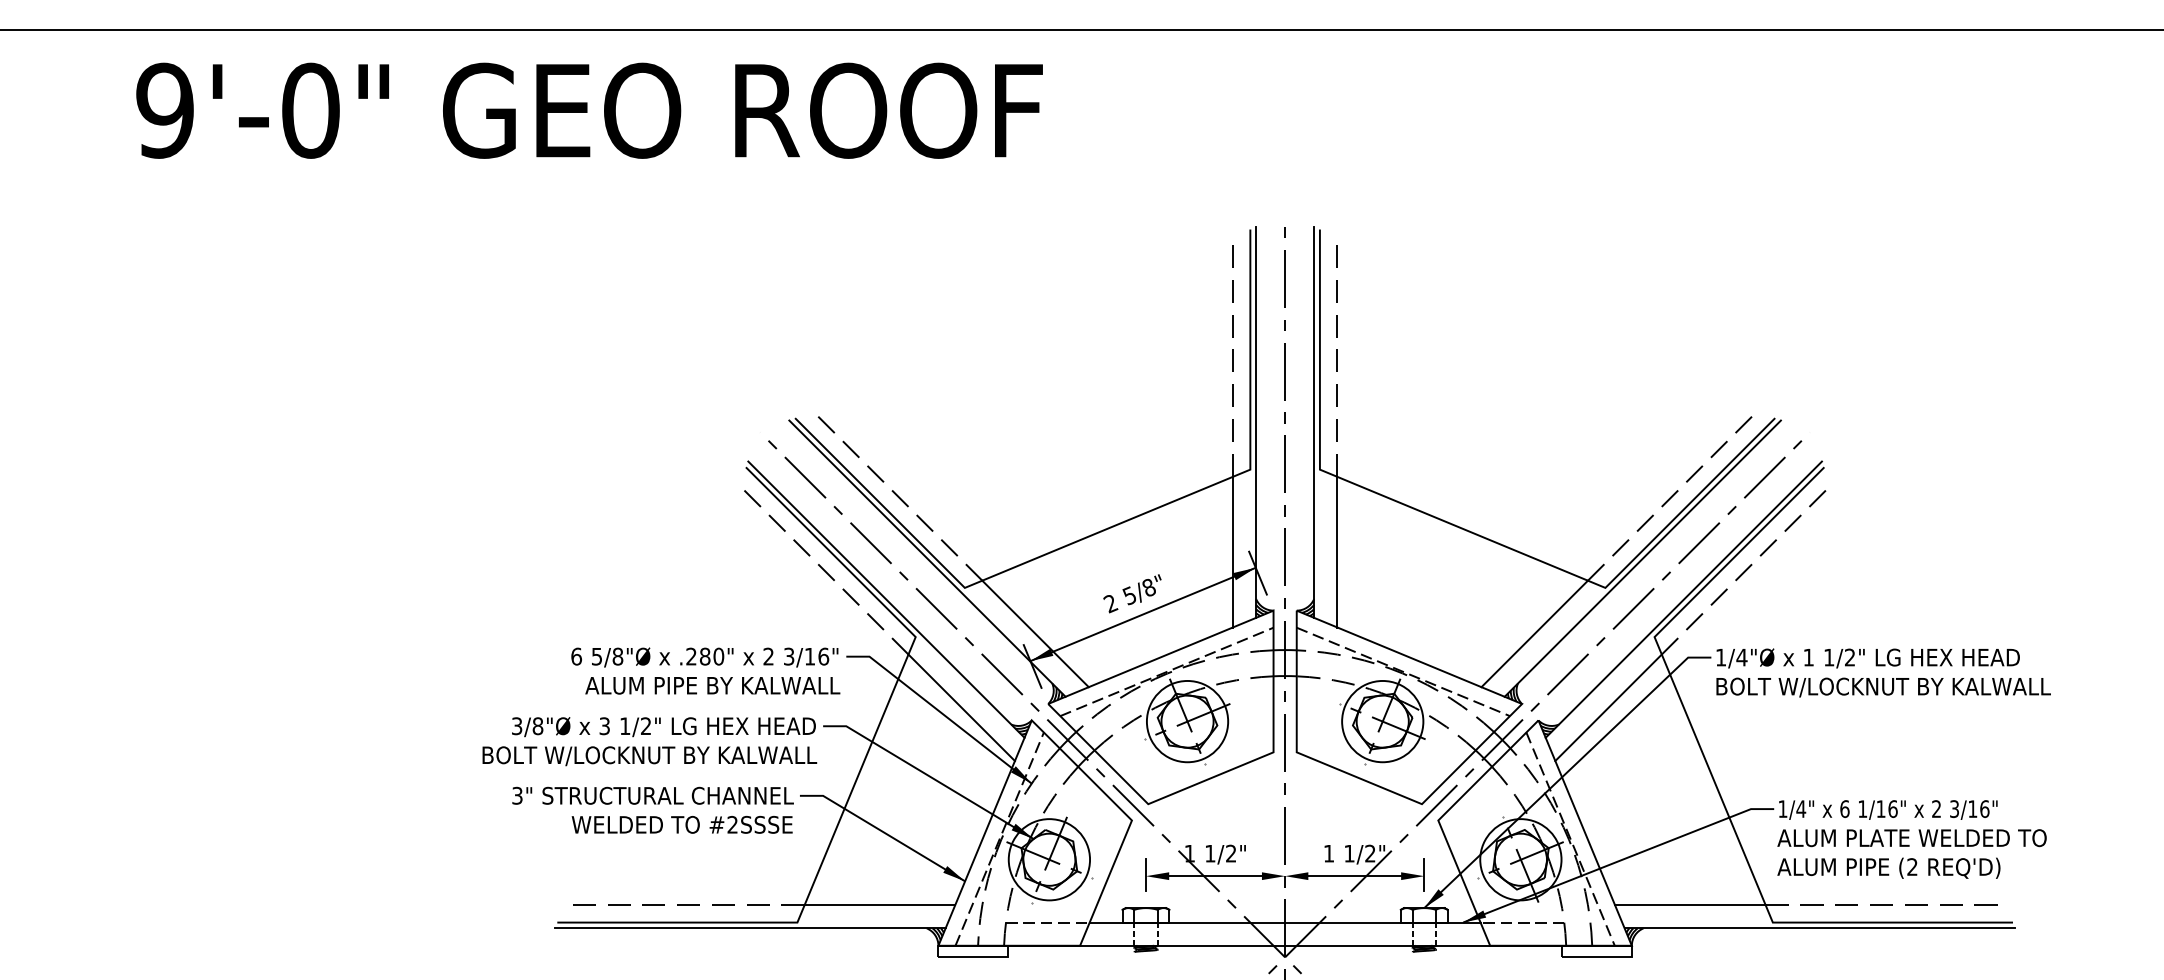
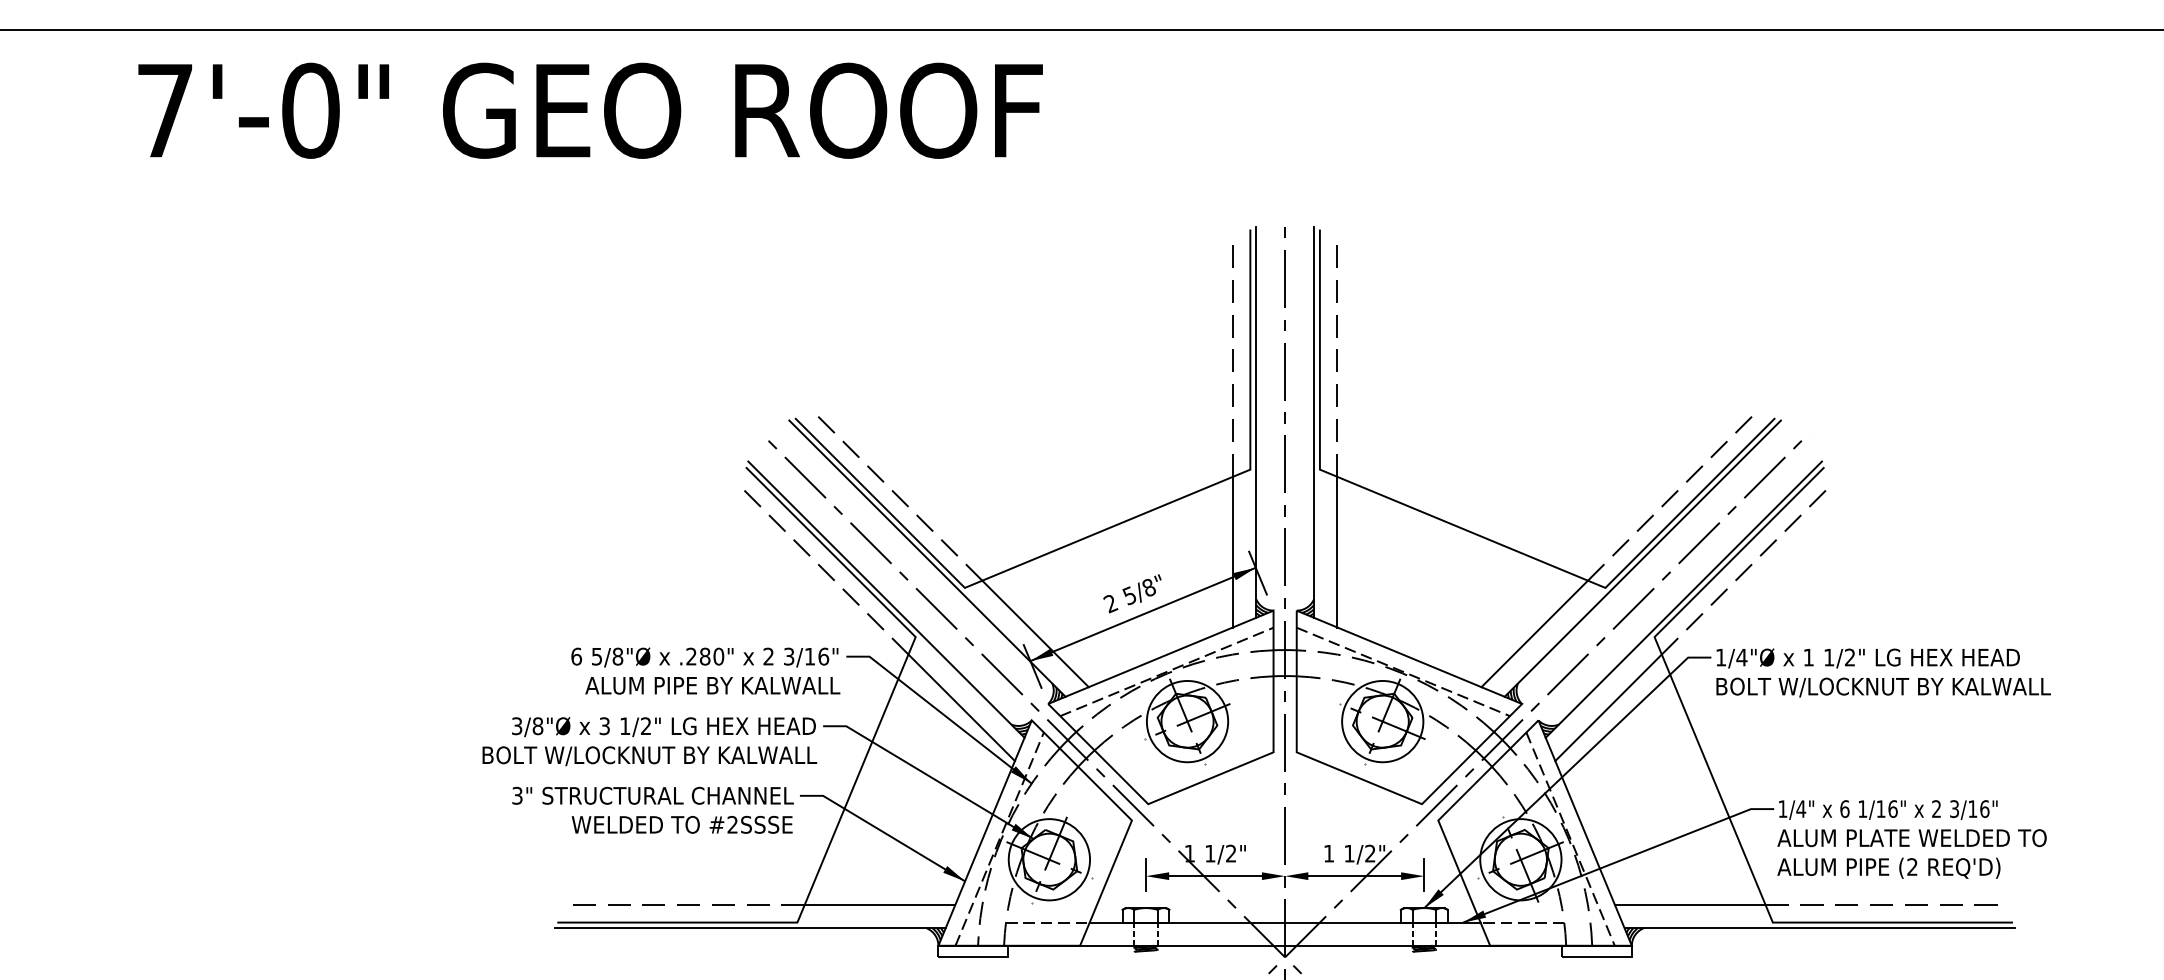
text: 9'-0" -> 7'-0" (164, 110)
